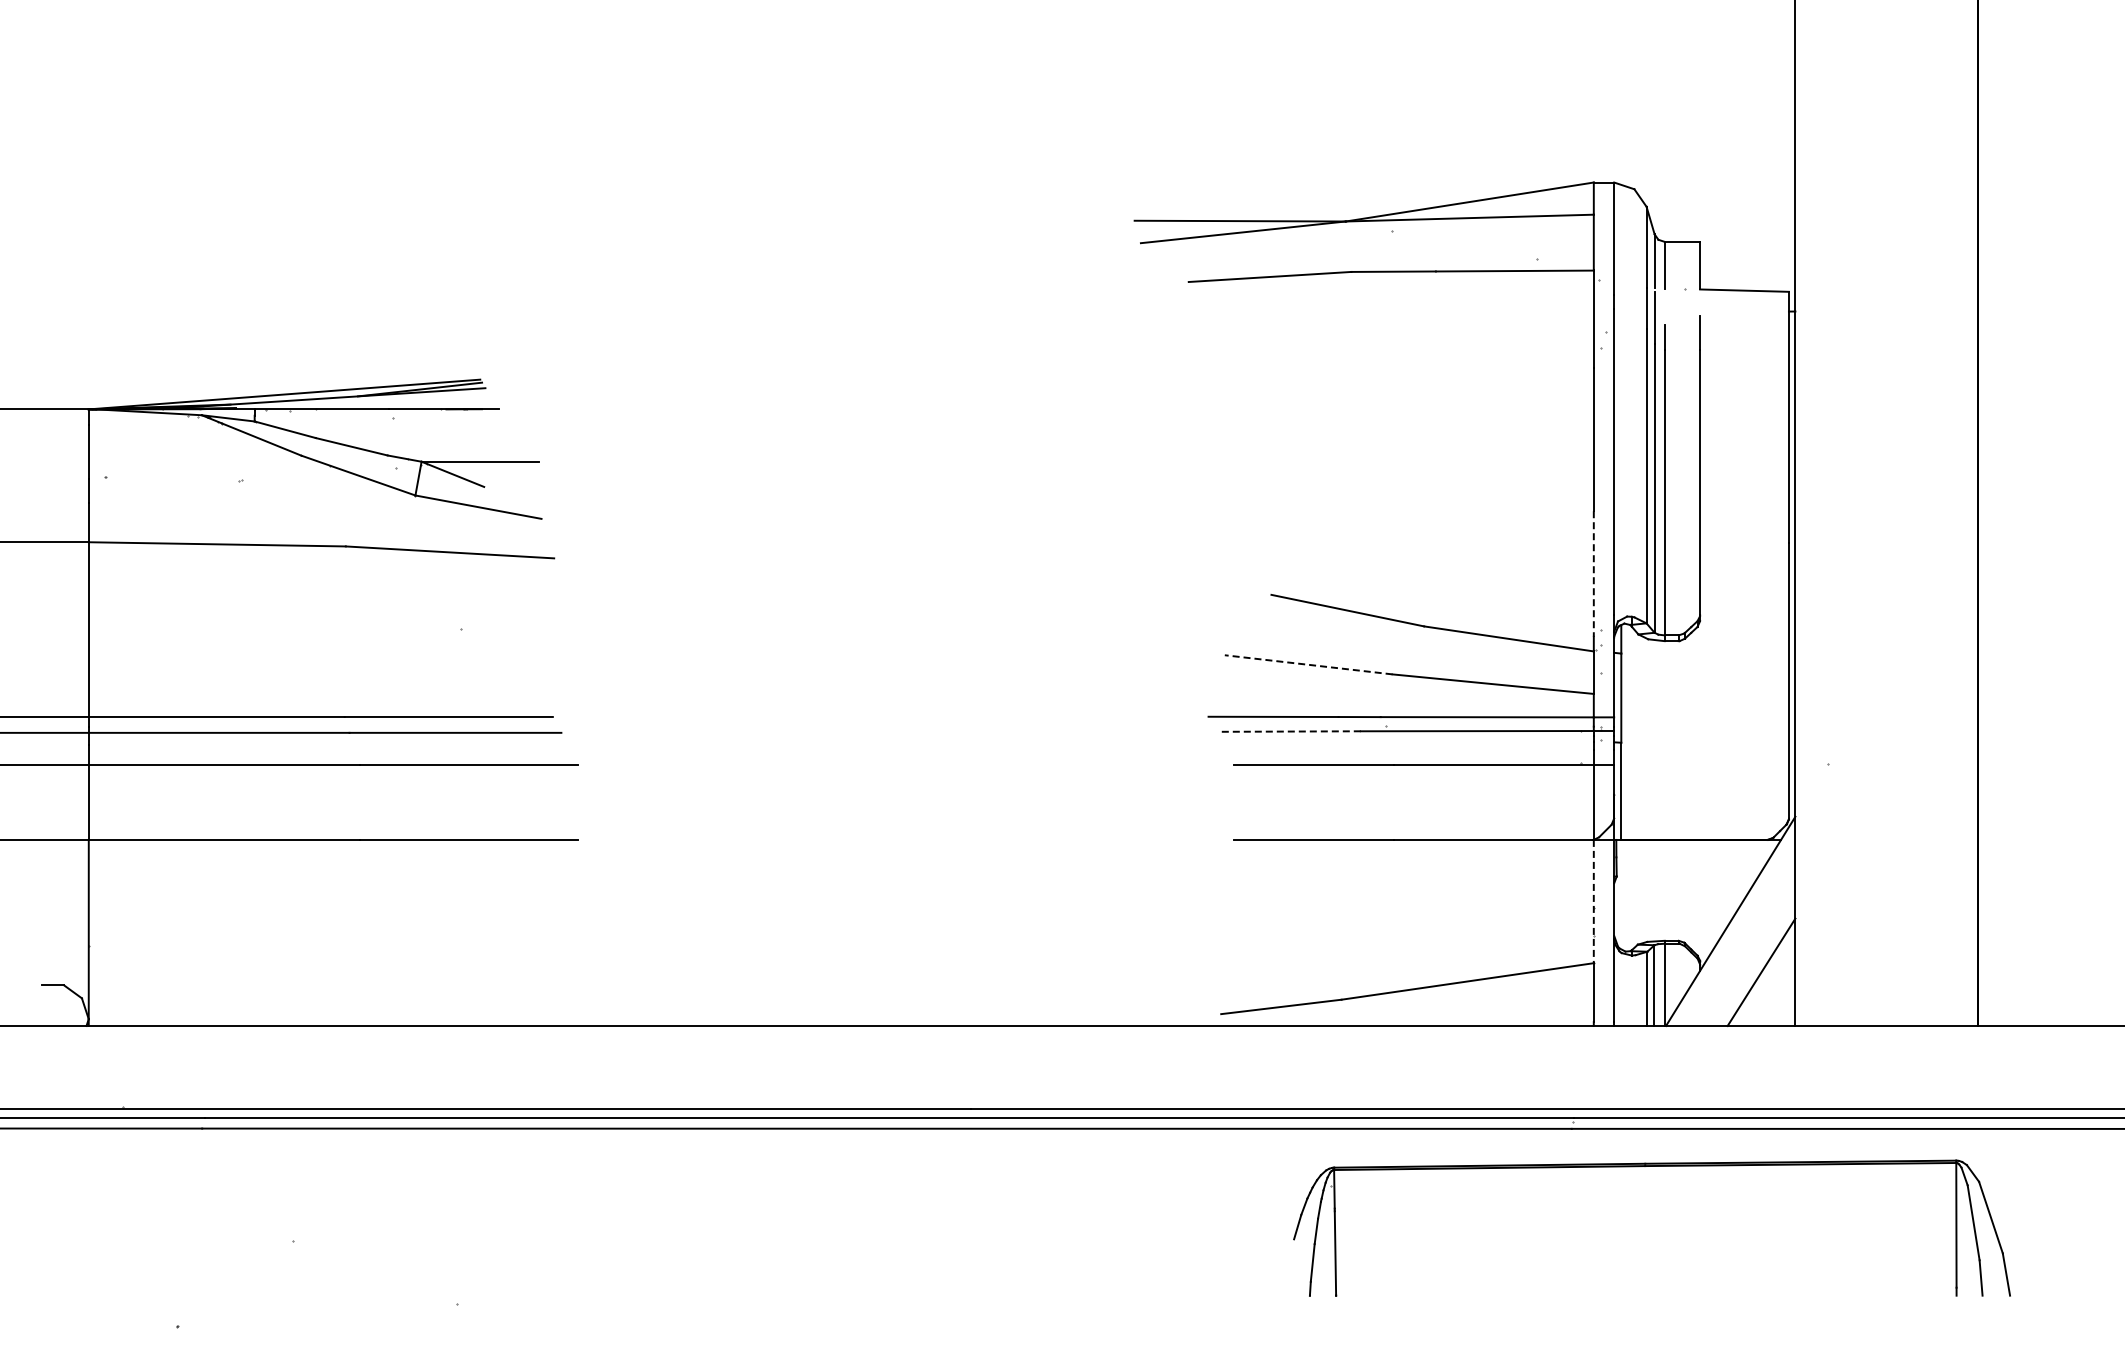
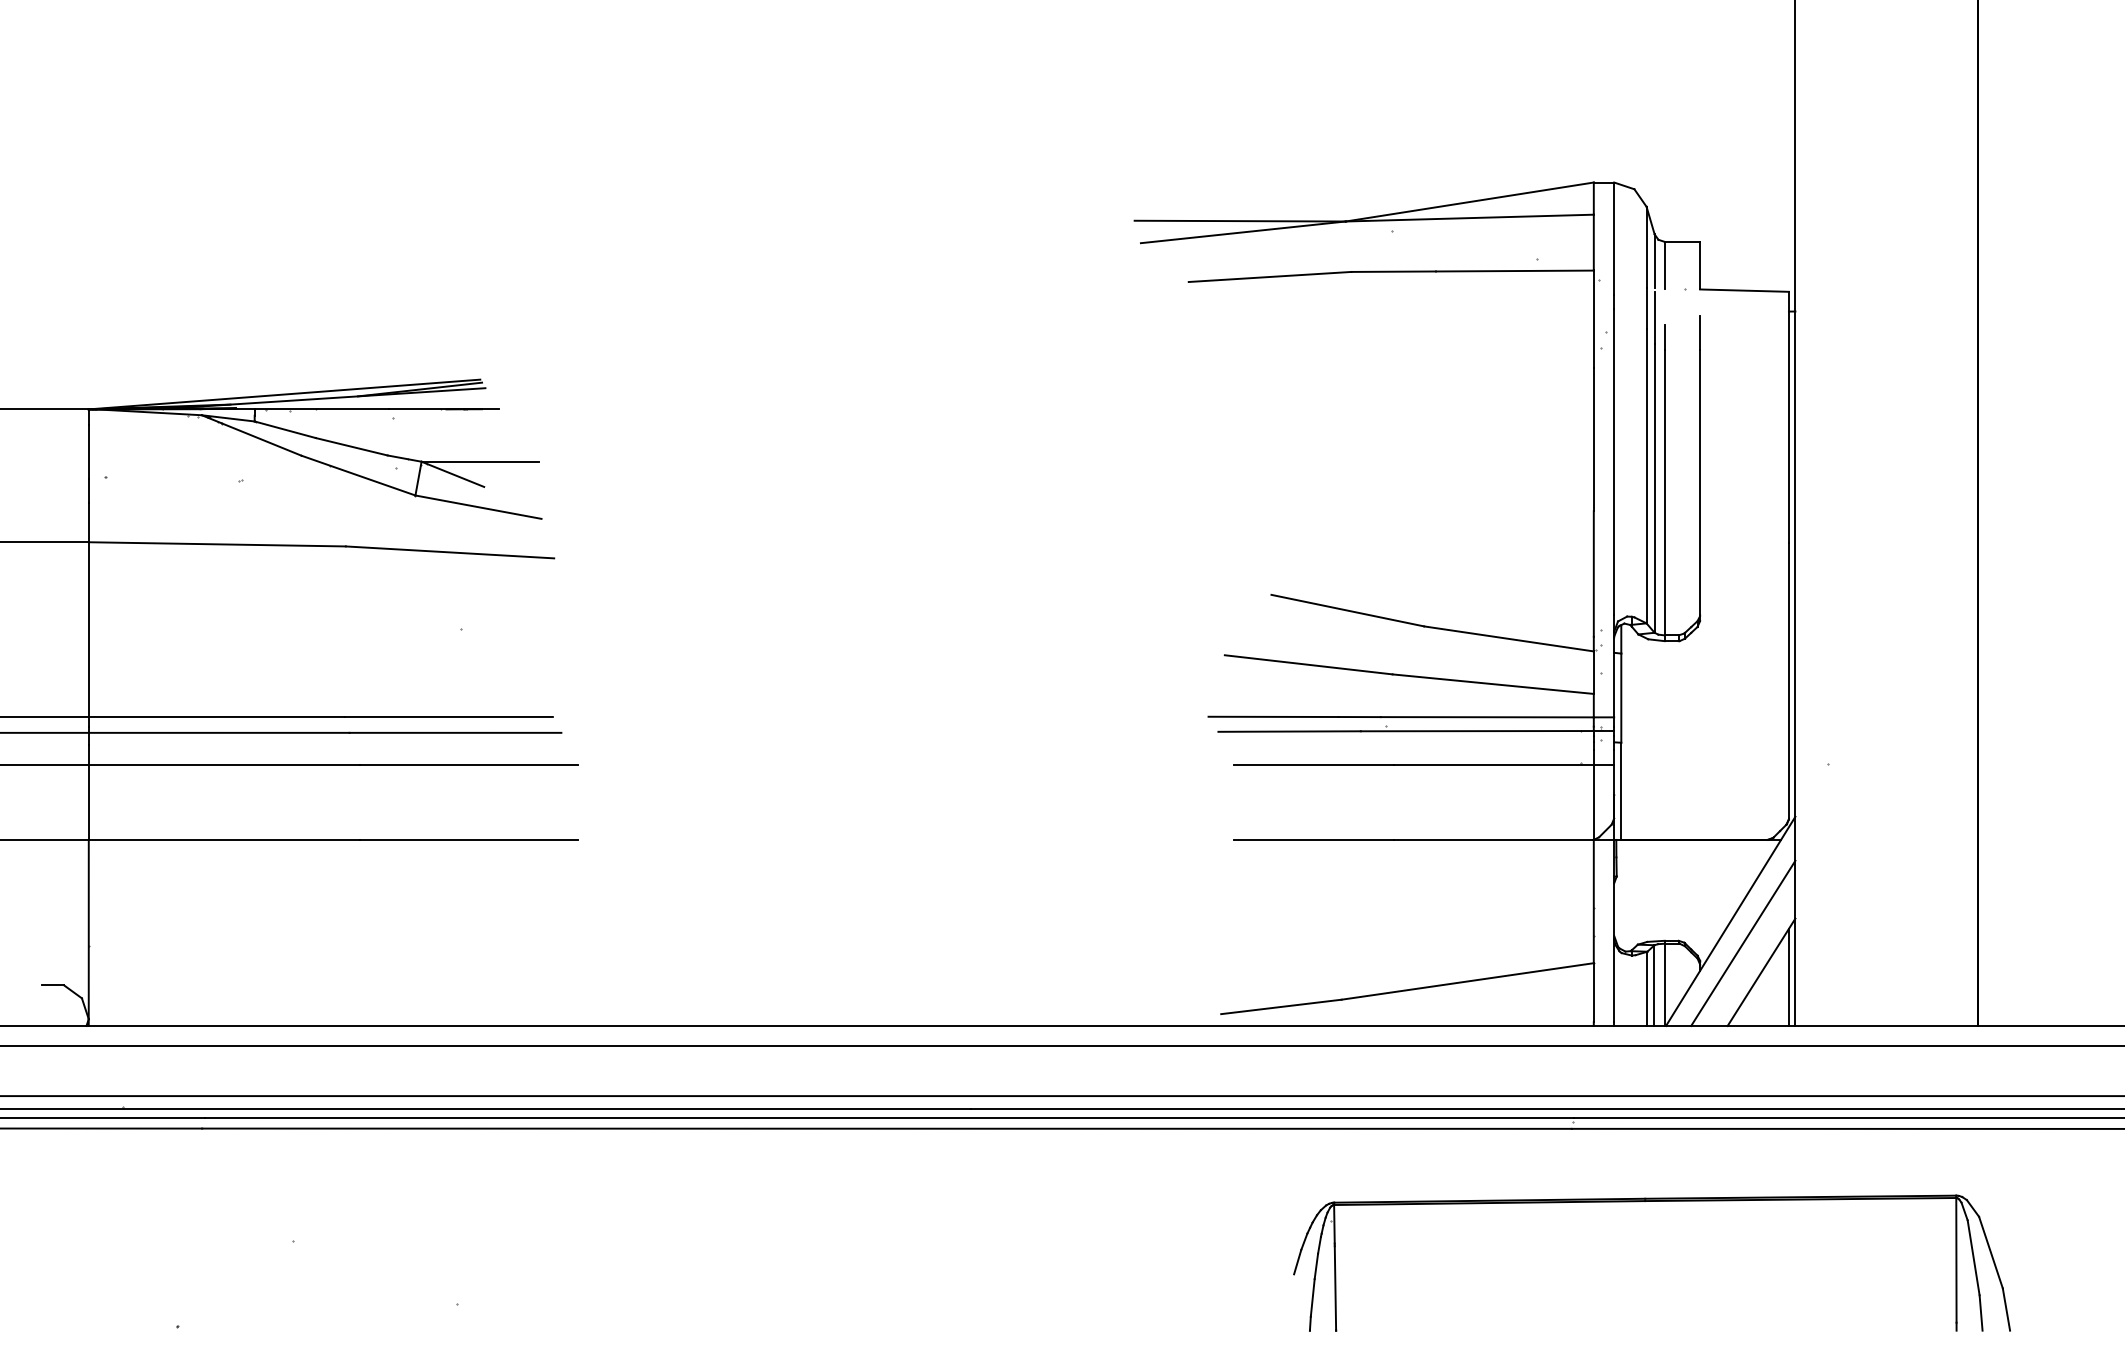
line: dashed -> solid (1593, 574)
line: dashed -> solid (1308, 664)
line: dashed -> solid (1289, 731)
line: dashed -> solid (1593, 901)
line: none -> present (1743, 943)
line: none -> present (1788, 977)
line: none -> present (1061, 1046)
line: none -> present (1061, 1096)
part position: (1651, 1166) -> (1651, 1201) (1651, 1201)
